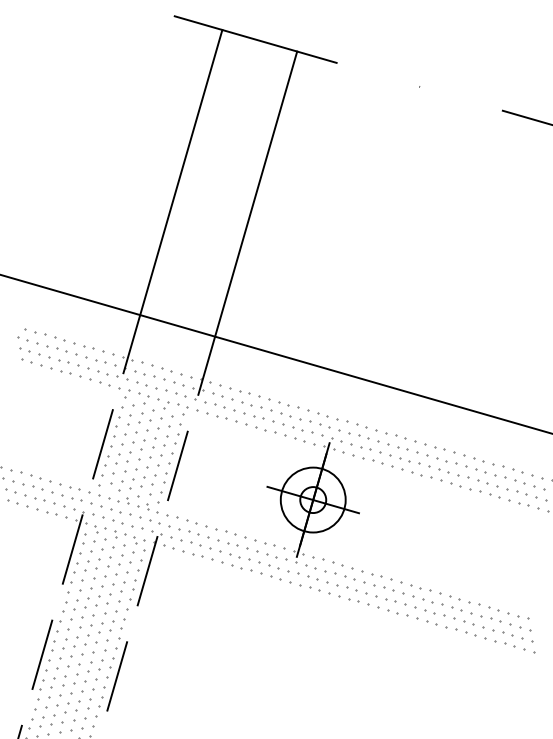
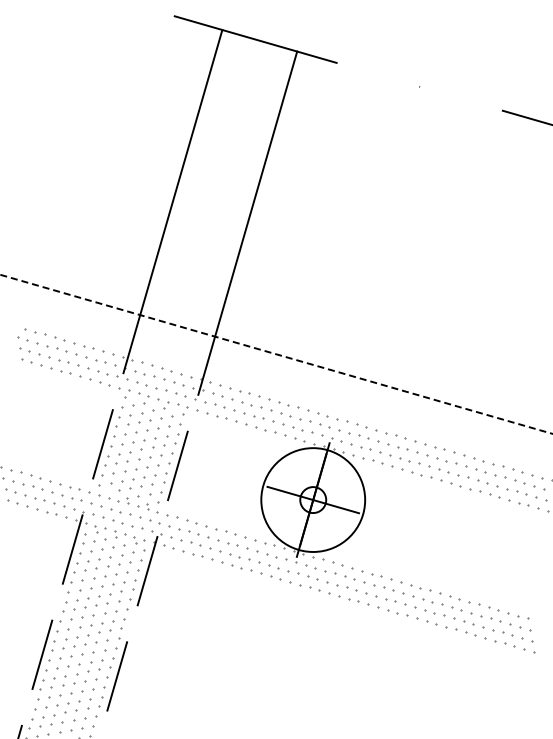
line: solid -> dashed (276, 354)
circle diameter: 65 px -> 104 px (313, 499)
